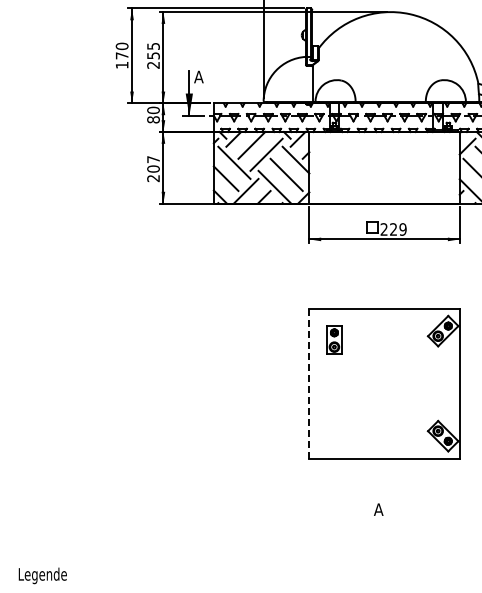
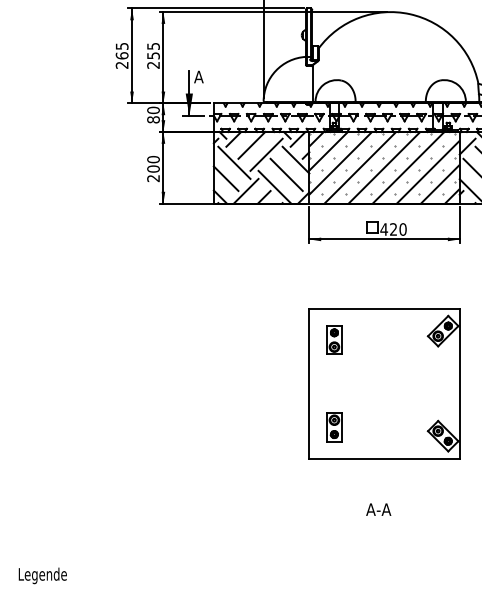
text: 170 -> 265 (121, 55)
text: 207 -> 200 (153, 159)
hatch: none -> present (384, 167)
text: 229 -> 420 (393, 229)
line: dashed -> solid (309, 384)
part: none -> present (334, 427)
text: A -> A-A (378, 509)
